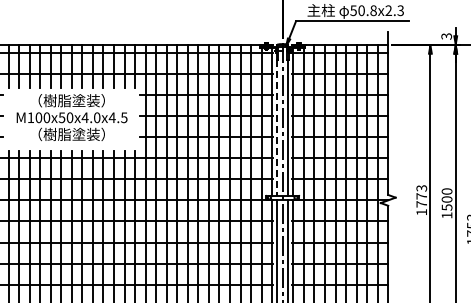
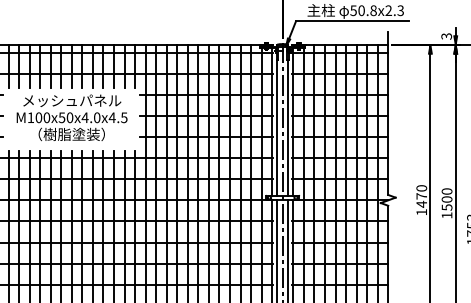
text: （樹脂塗装） -> メッシュパネル (72, 100)
line: dashed -> solid (277, 127)
text: 1773 -> 1470 (421, 196)
